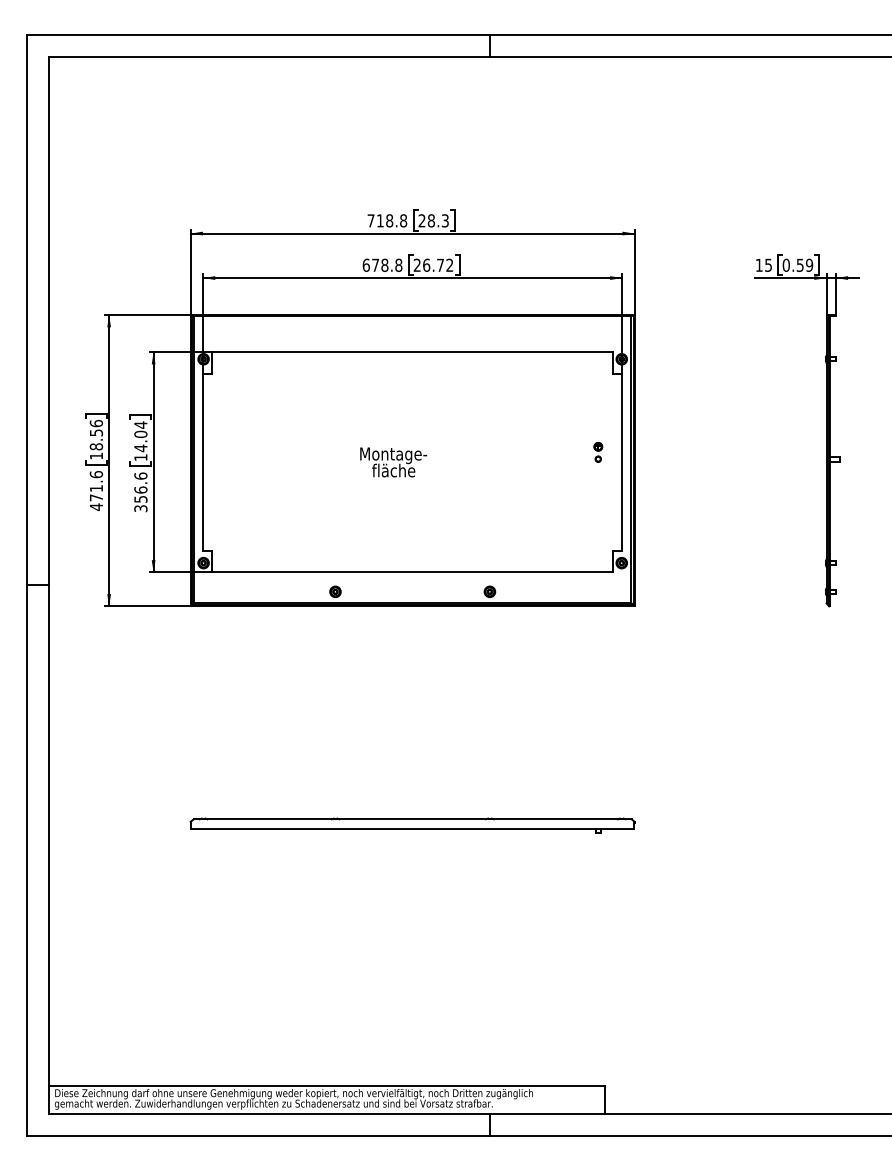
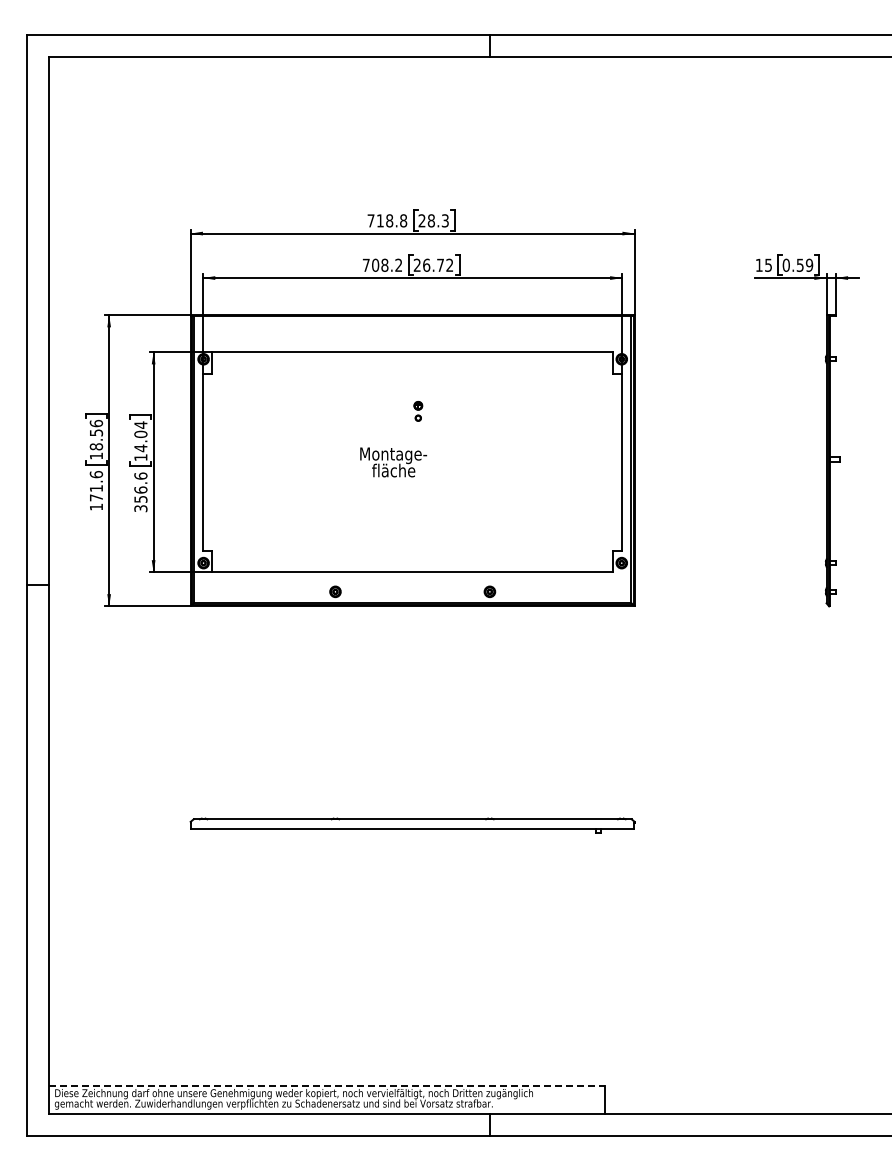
text: 678.8 -> 708.2 (382, 264)
part position: (598, 452) -> (418, 411) (418, 411)
text: 471.6 -> 171.6 (96, 506)
line: solid -> dashed (326, 1085)
